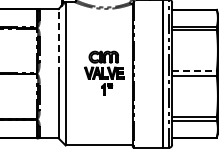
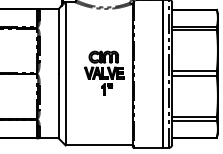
line: dashed -> solid (58, 40)
line: dashed -> solid (195, 71)
